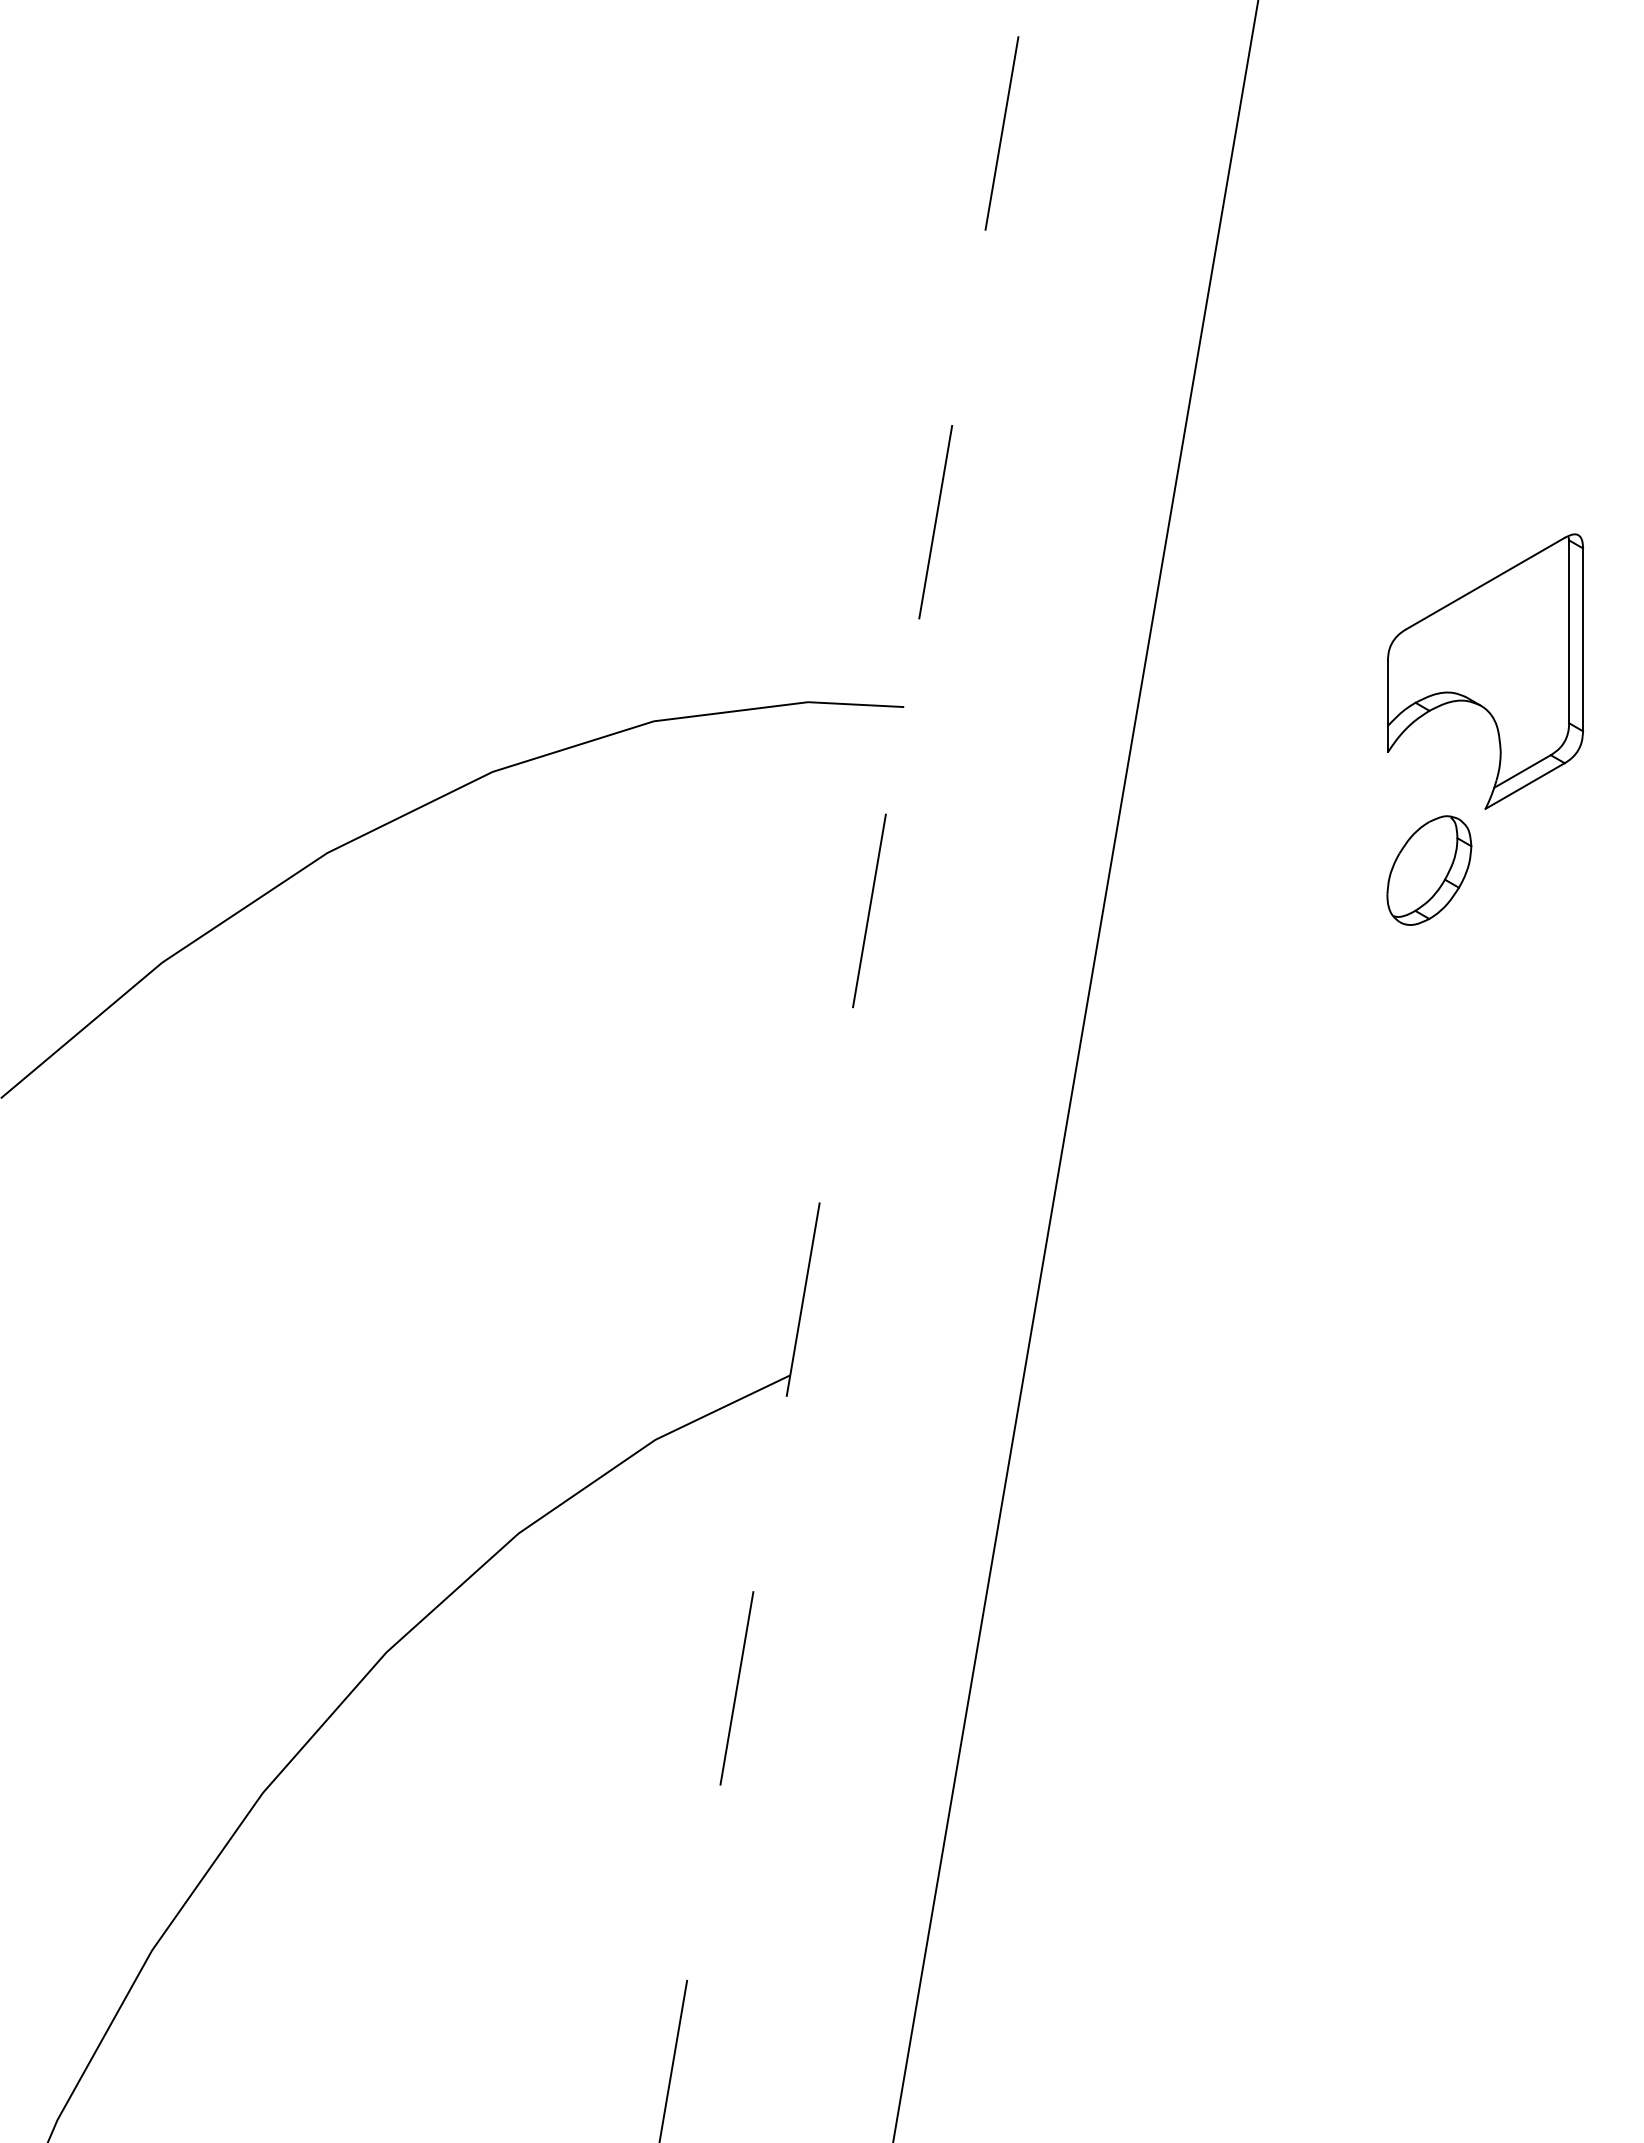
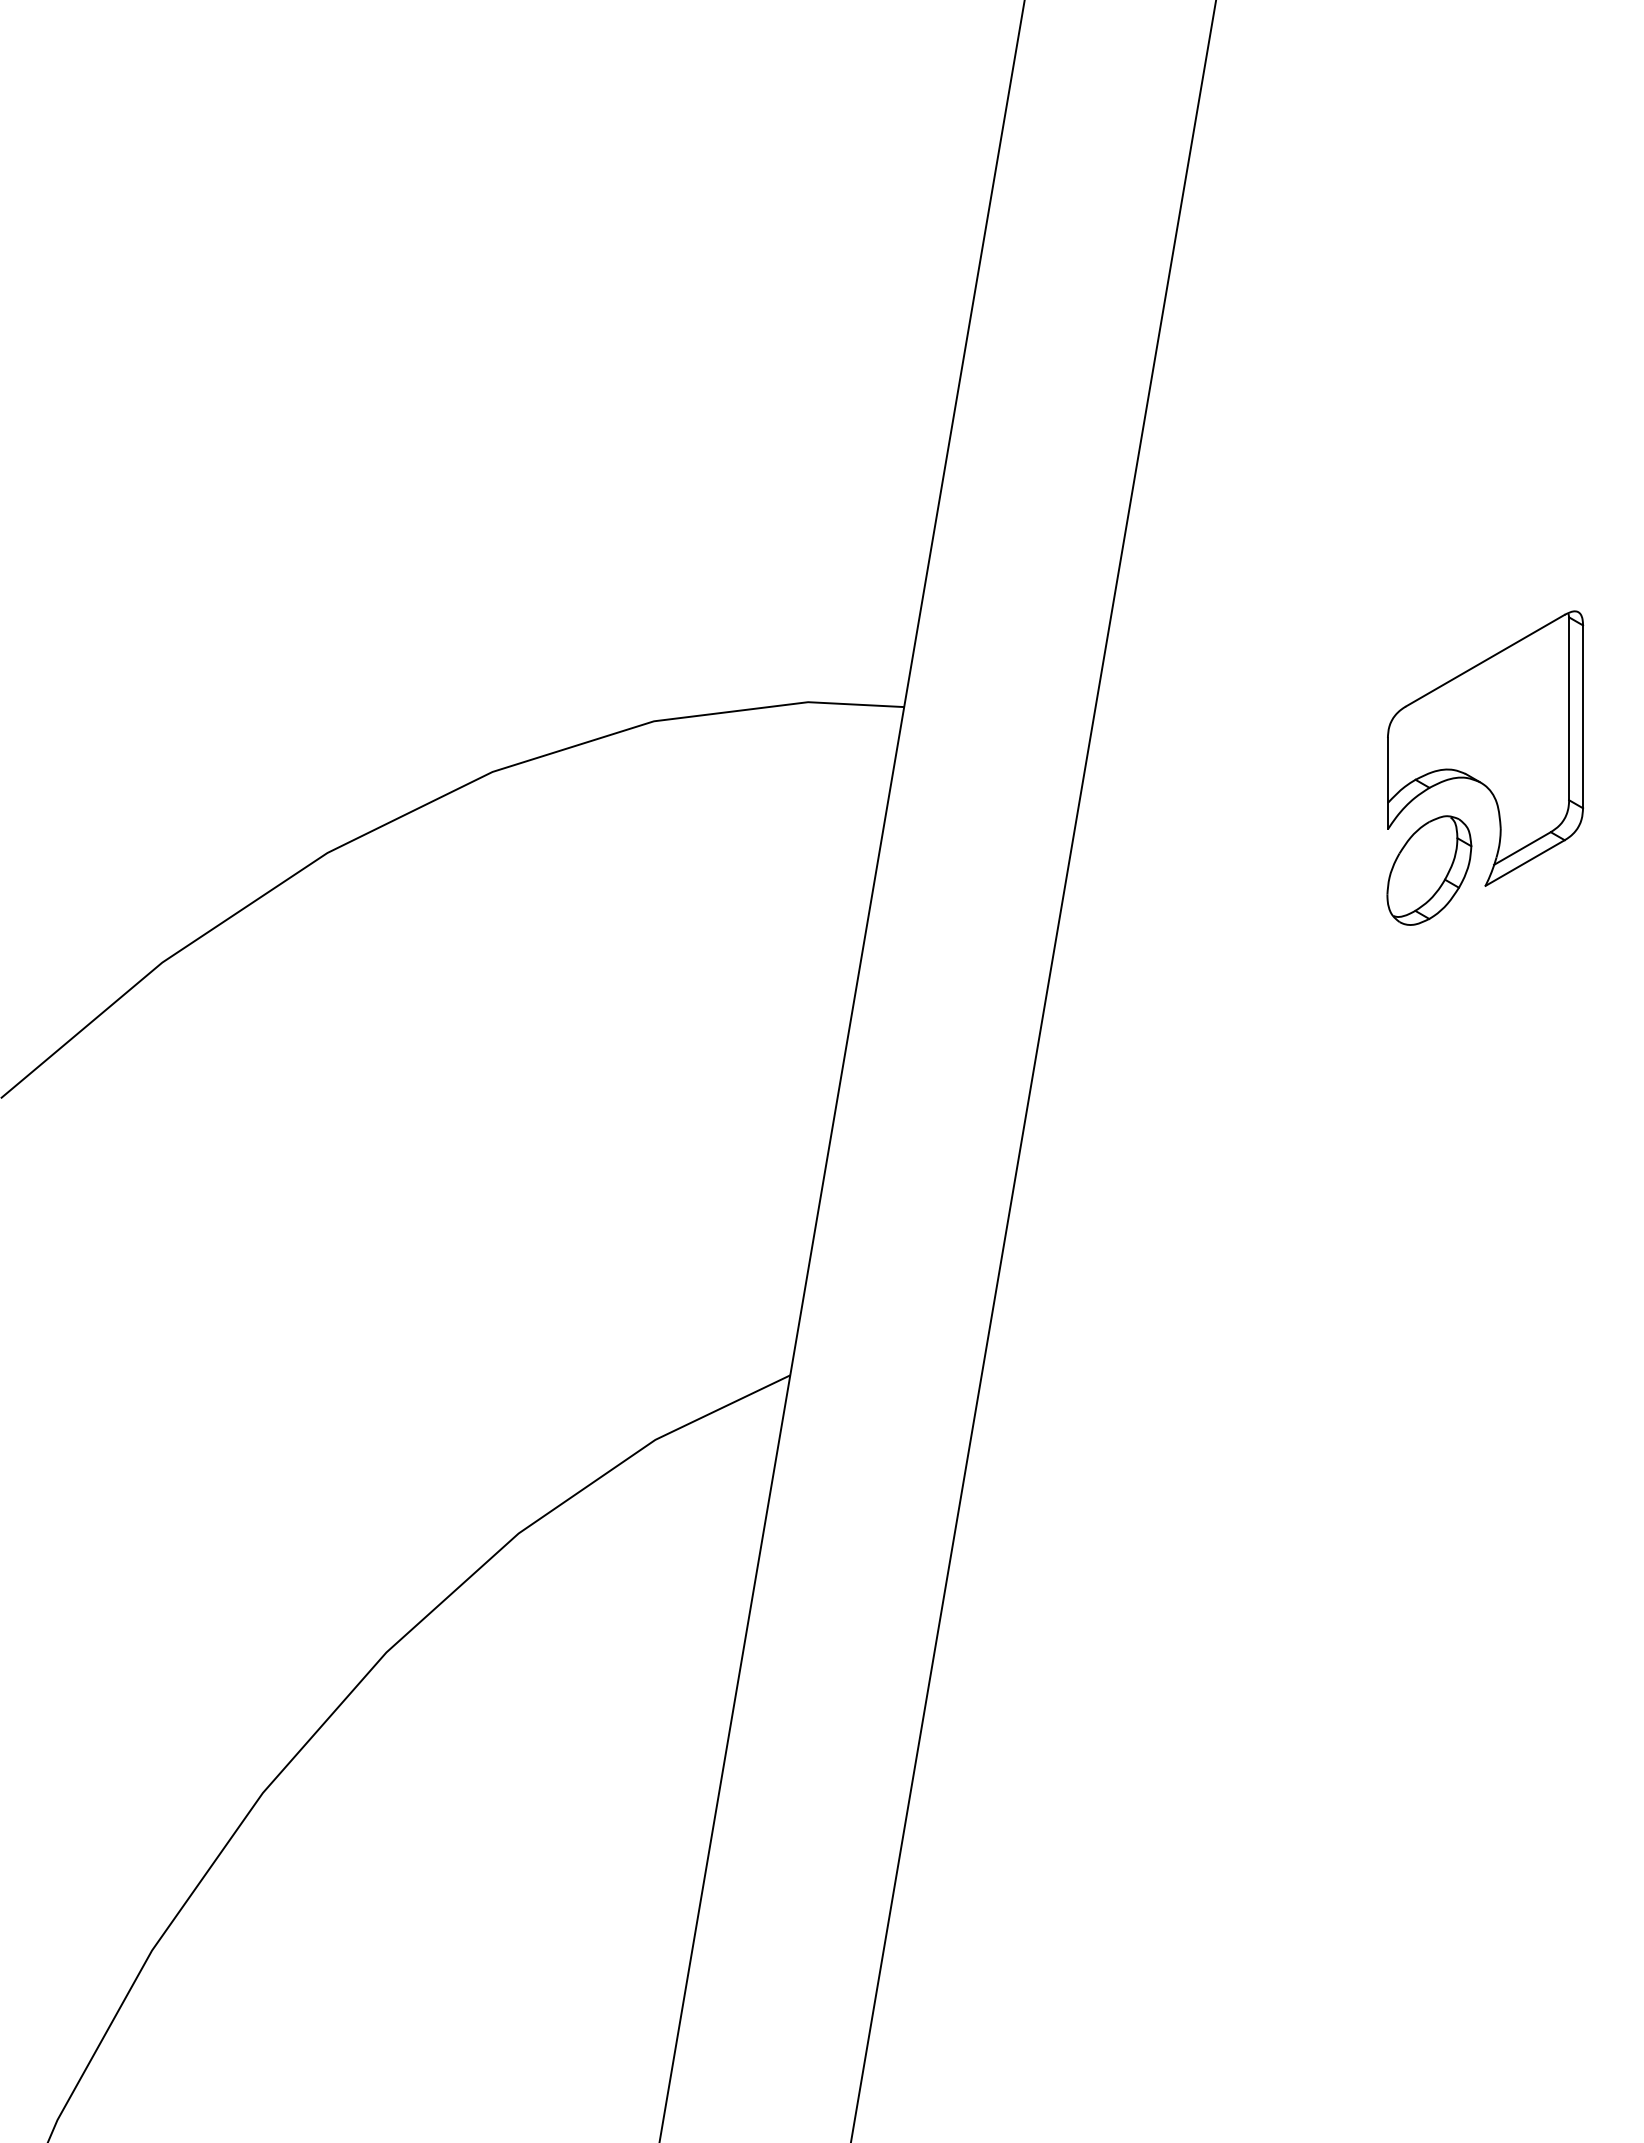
part position: (1485, 671) -> (1485, 748) (1485, 748)
line position: (1075, 1070) -> (1033, 1070) (1033, 1070)
line: dashed -> solid (842, 1071)
